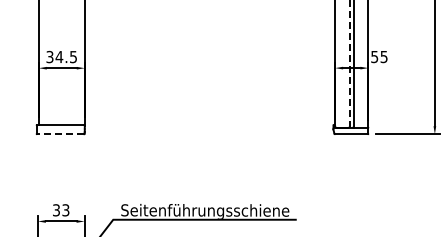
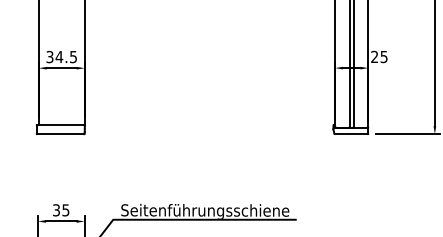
text: 55 -> 25 (374, 56)
line: dashed -> solid (349, 63)
line: dashed -> solid (60, 134)
text: 33 -> 35 (65, 209)
